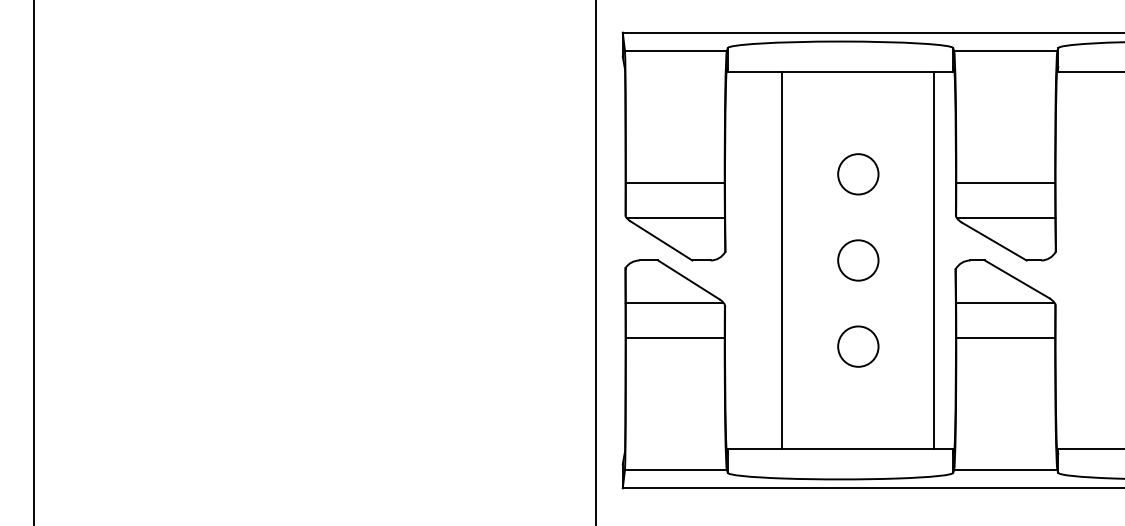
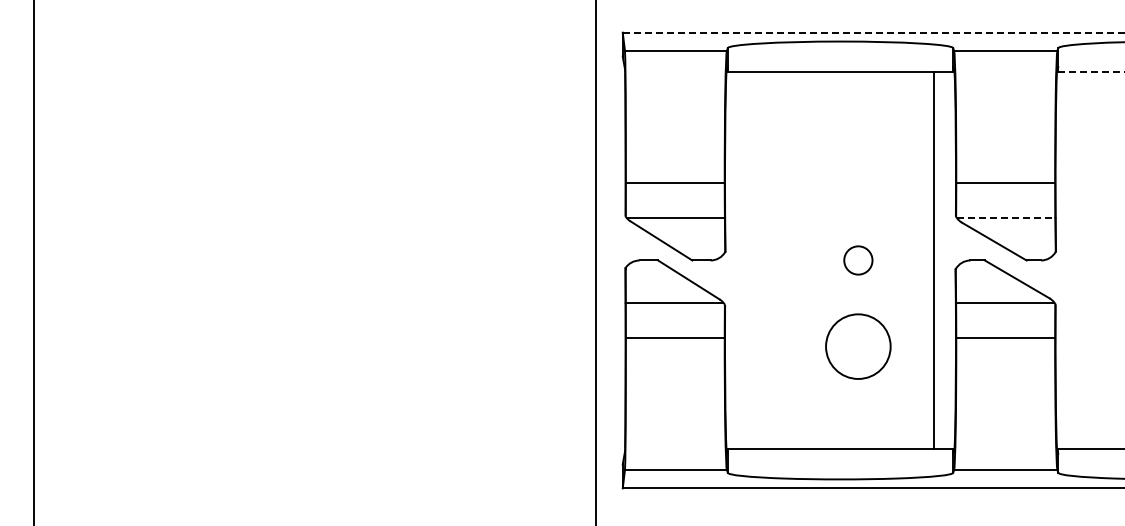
line: solid -> dashed (873, 32)
line: solid -> dashed (1091, 72)
circle: present -> none (858, 174)
line: solid -> dashed (1006, 218)
line: present -> none (782, 260)
circle size: 43x43 px -> 31x31 px (858, 260)
circle diameter: 40 px -> 65 px (858, 346)
